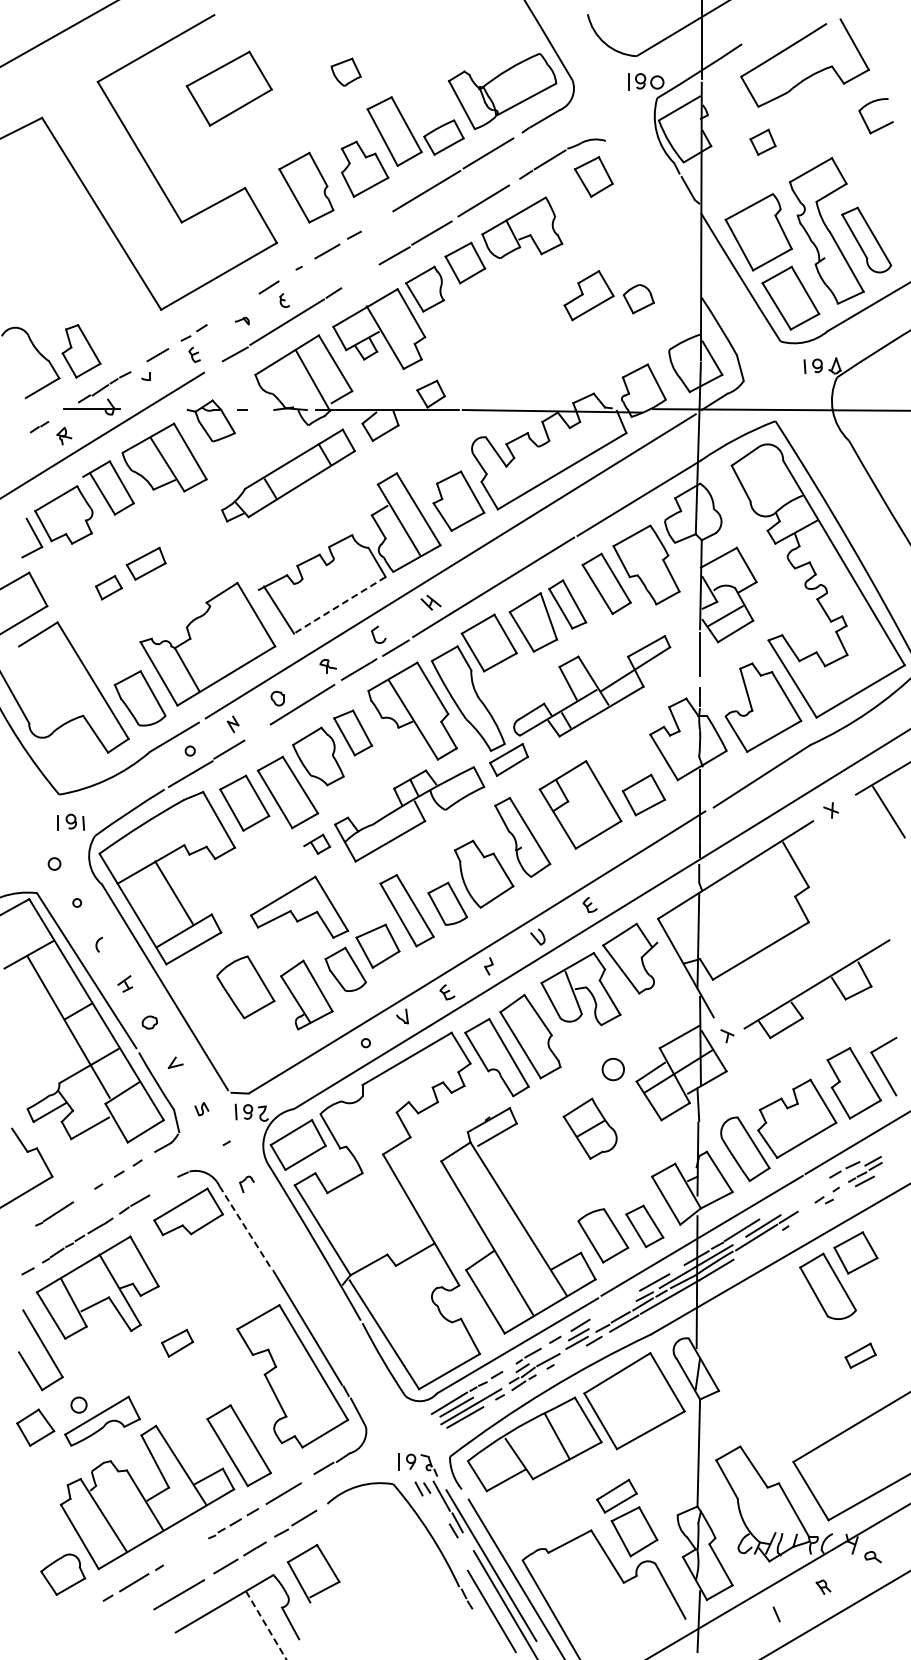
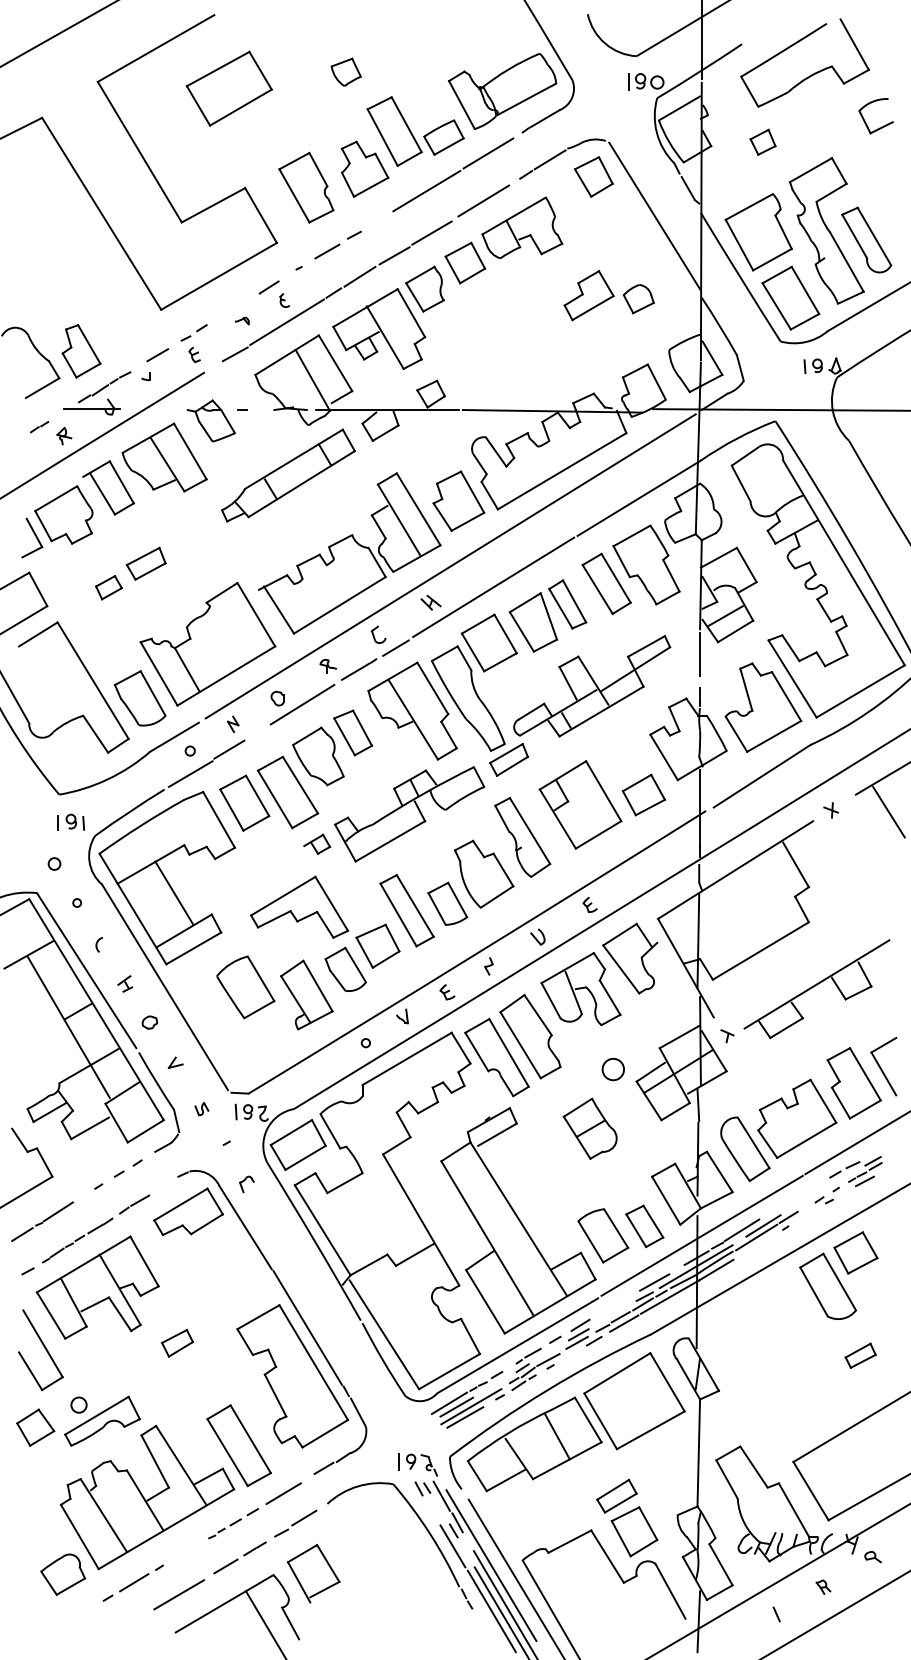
line: none -> present (654, 215)
line: none -> present (359, 276)
line: dashed -> solid (339, 605)
line: dashed -> solid (245, 1228)
line: none -> present (22, 1234)
line: none -> present (452, 1546)
line: none -> present (500, 1611)
line: dashed -> solid (266, 1625)
